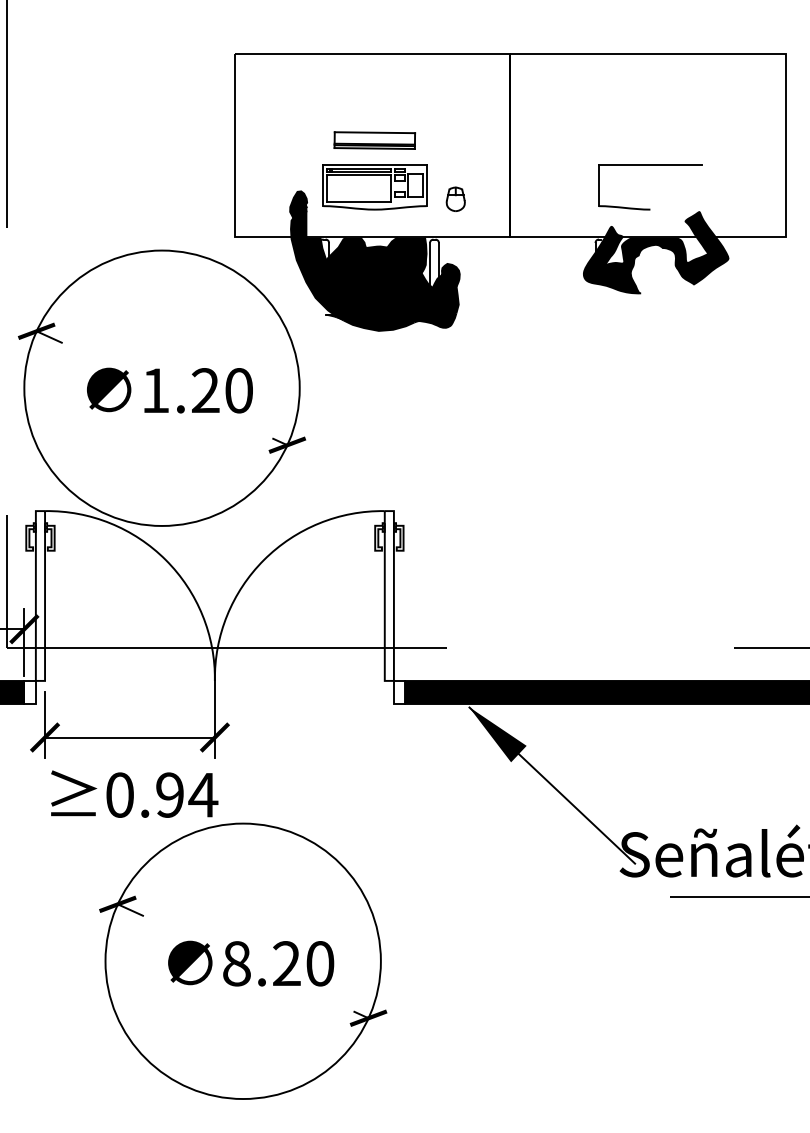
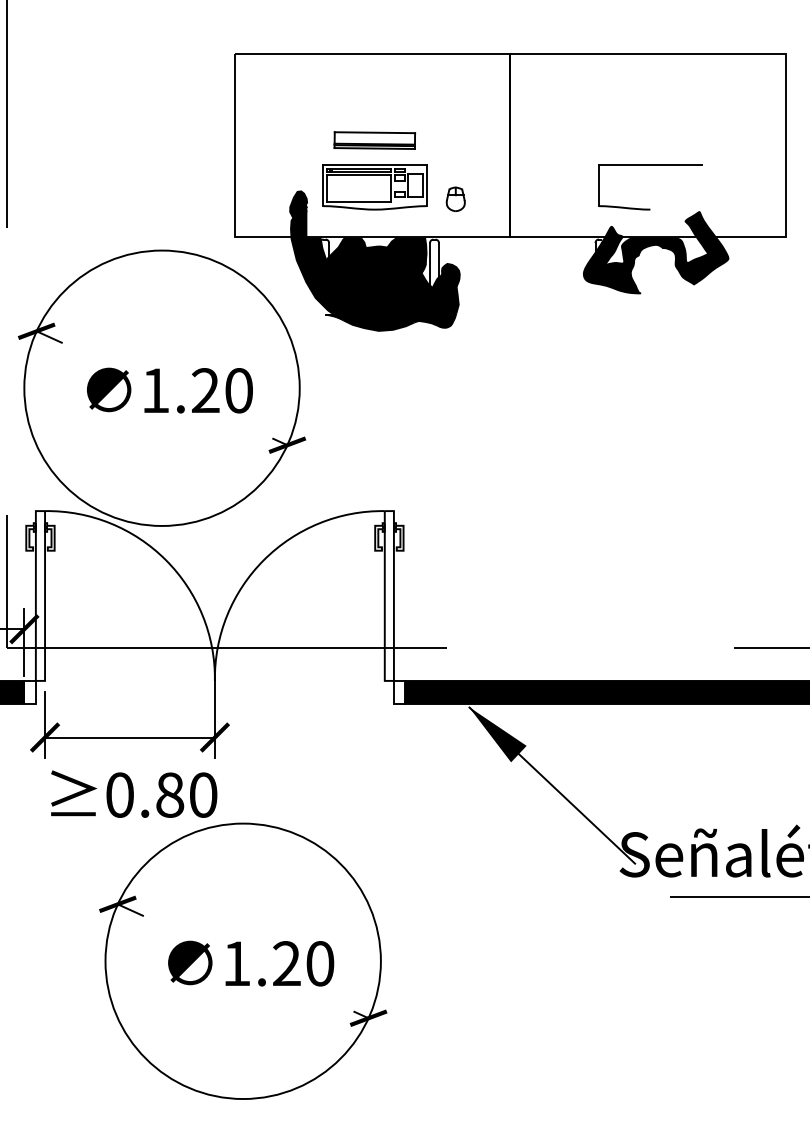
text: 0.94 -> 0.80 (187, 794)
text: 8.20 -> 1.20 (236, 963)
